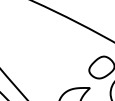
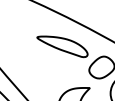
part: none -> present (62, 46)
